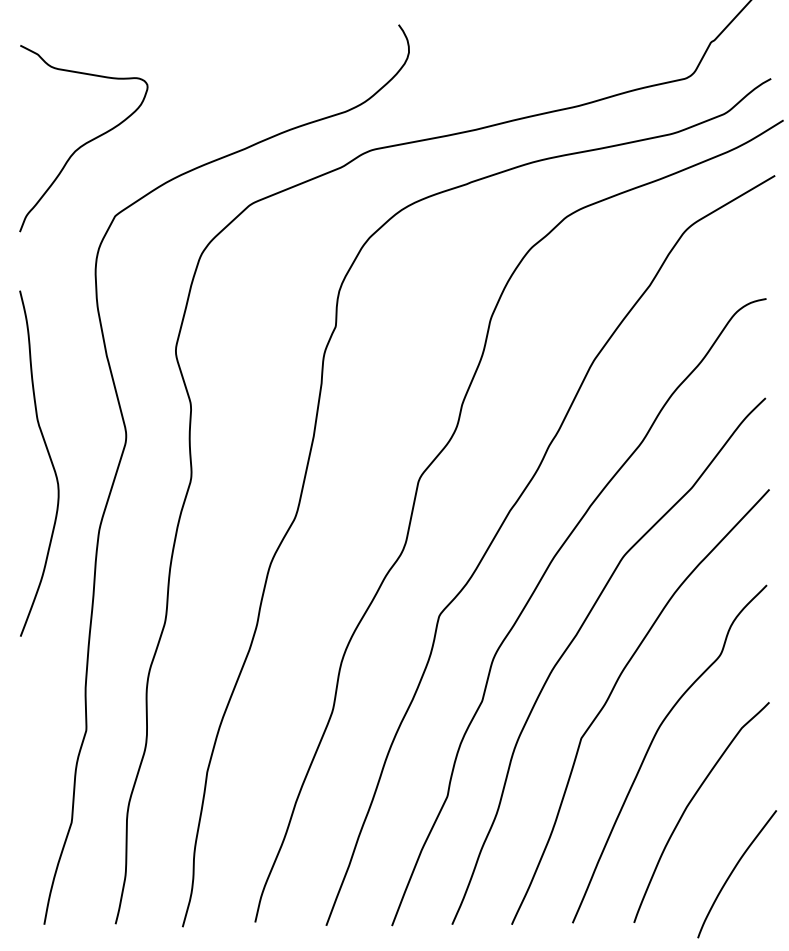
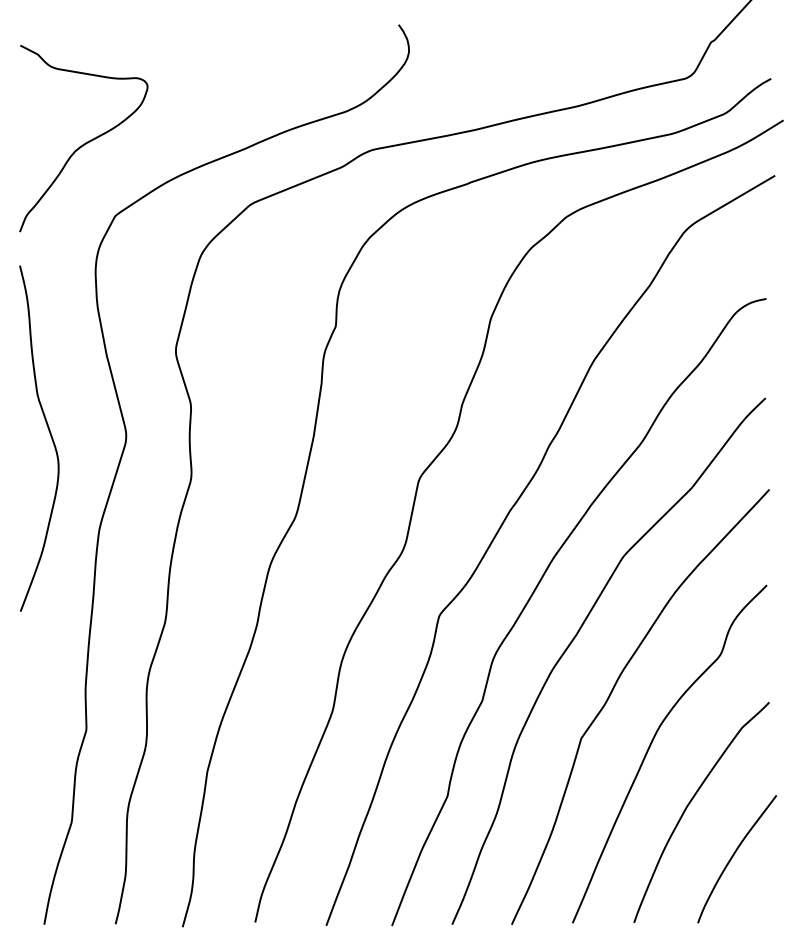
curve position: (49, 458) -> (49, 433) (49, 433)
curve position: (732, 873) -> (732, 858) (732, 858)
